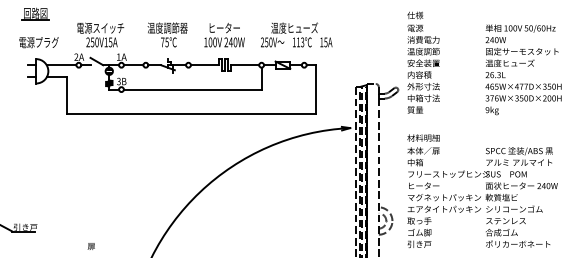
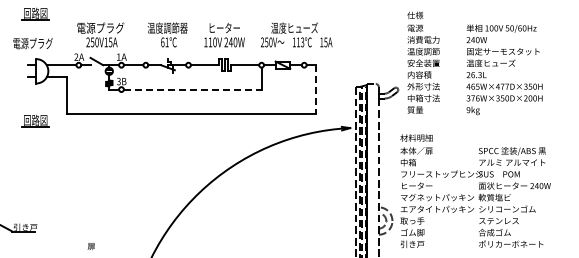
text: 電源スイッチ -> 電源プラグ (100, 27)
text position: (38, 42) -> (32, 43) (32, 43)
text: 75 -> 61 (164, 42)
text: 100V -> 110V (210, 42)
text position: (523, 69) -> (504, 69) (504, 69)
line: solid -> dashed (192, 89)
line: solid -> dashed (316, 90)
part: none -> present (35, 120)
text position: (482, 190) -> (475, 190) (475, 190)
